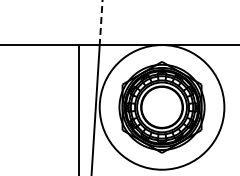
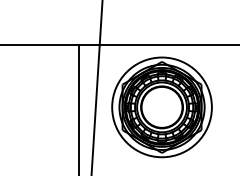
line: dashed -> solid (101, 23)
circle diameter: 125 px -> 100 px (161, 107)
